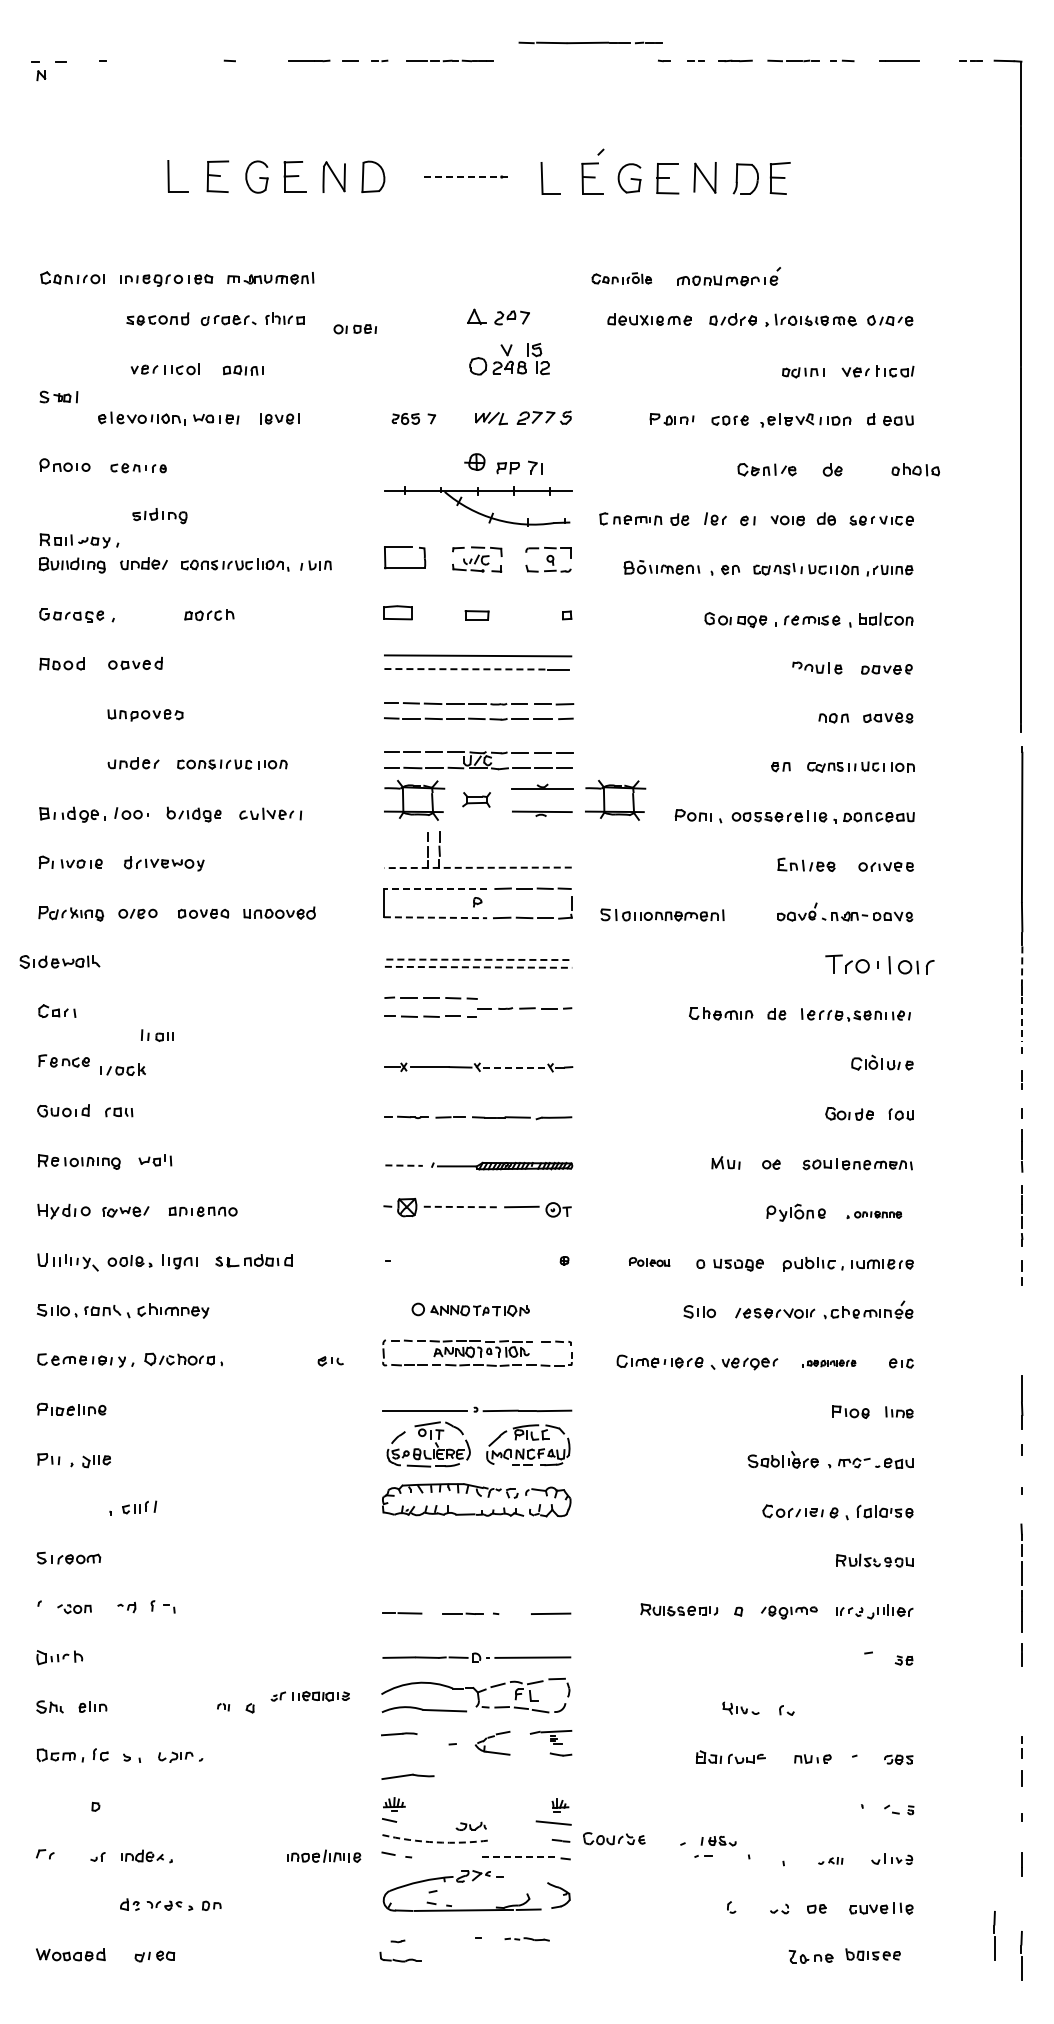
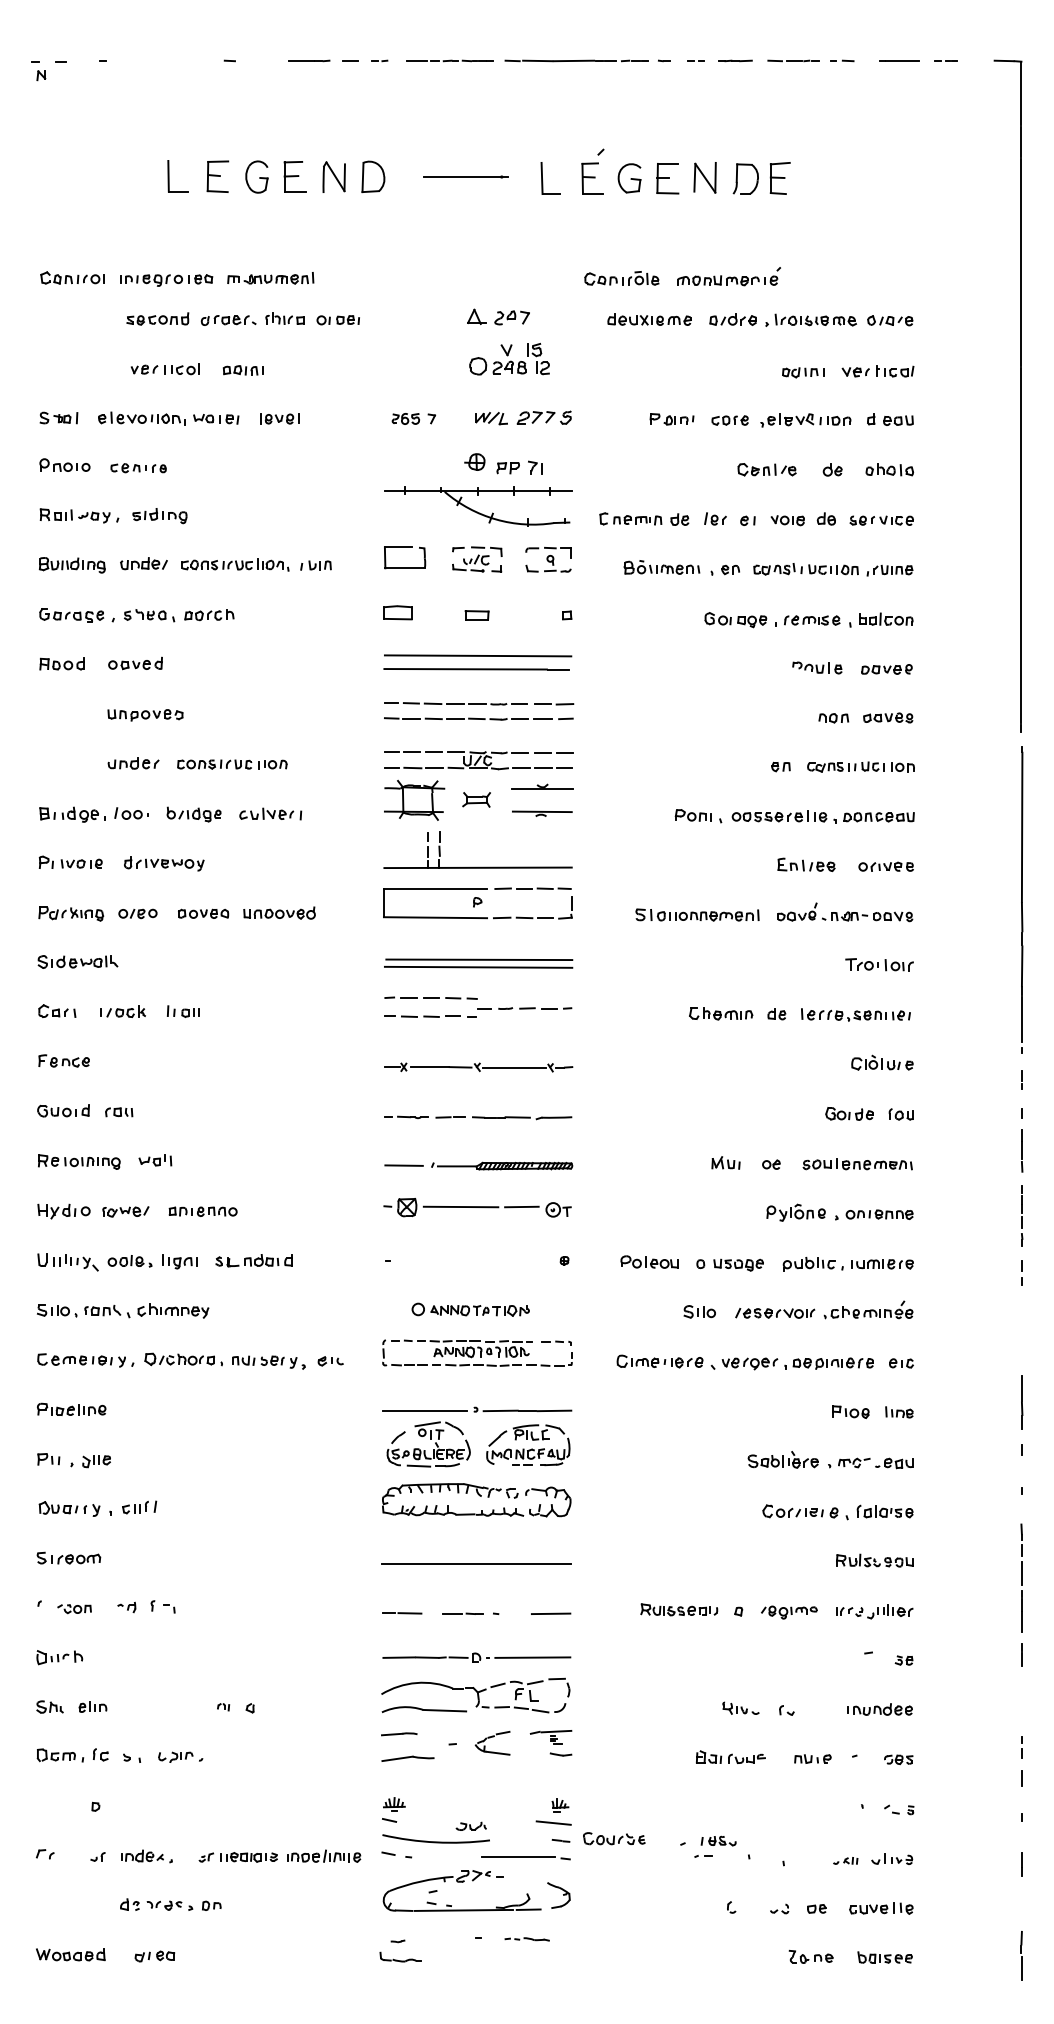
part position: (590, 42) -> (576, 60) (576, 60)
line position: (970, 60) -> (945, 60) (945, 60)
line: dashed -> solid (466, 177)
part size: 61x13 px -> 76x15 px (621, 278)
part position: (354, 329) -> (337, 320) (337, 320)
part position: (58, 396) -> (58, 417) (58, 417)
part position: (915, 469) -> (889, 469) (889, 469)
part position: (79, 540) -> (79, 515) (79, 515)
part: none -> present (149, 615)
line: dashed -> solid (466, 669)
part: present -> none (615, 799)
line: dashed -> solid (478, 867)
line: dashed -> solid (435, 888)
part position: (662, 914) -> (697, 914) (697, 914)
line: dashed -> solid (435, 917)
line: dashed -> solid (479, 959)
part position: (59, 961) -> (77, 961) (77, 961)
part size: 110x21 px -> 69x14 px (879, 964)
line: dashed -> solid (1022, 966)
line: dashed -> solid (478, 967)
line: dashed -> solid (1021, 1019)
part position: (157, 1035) -> (183, 1011) (183, 1011)
line: dashed -> solid (514, 1067)
part position: (122, 1069) -> (122, 1011) (122, 1011)
line: dashed -> solid (404, 1165)
line: dashed -> solid (461, 1207)
part size: 57x9 px -> 79x12 px (874, 1214)
part size: 42x10 px -> 59x14 px (649, 1261)
part: none -> present (268, 1362)
part size: 55x9 px -> 90x13 px (828, 1363)
part: none -> present (69, 1508)
line: none -> present (476, 1563)
part position: (309, 1696) -> (237, 1857) (237, 1857)
part: none -> present (879, 1709)
part position: (407, 1776) -> (407, 1758) (407, 1758)
arc: dashed -> solid (436, 1842)
line: dashed -> solid (519, 1857)
part position: (830, 1860) -> (845, 1860) (845, 1860)
line: present -> none (994, 1936)
part position: (872, 1954) -> (884, 1957) (884, 1957)
